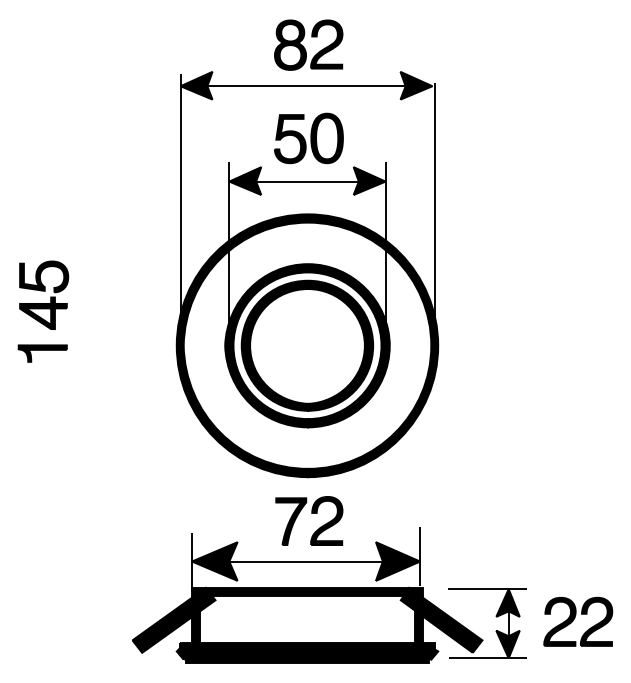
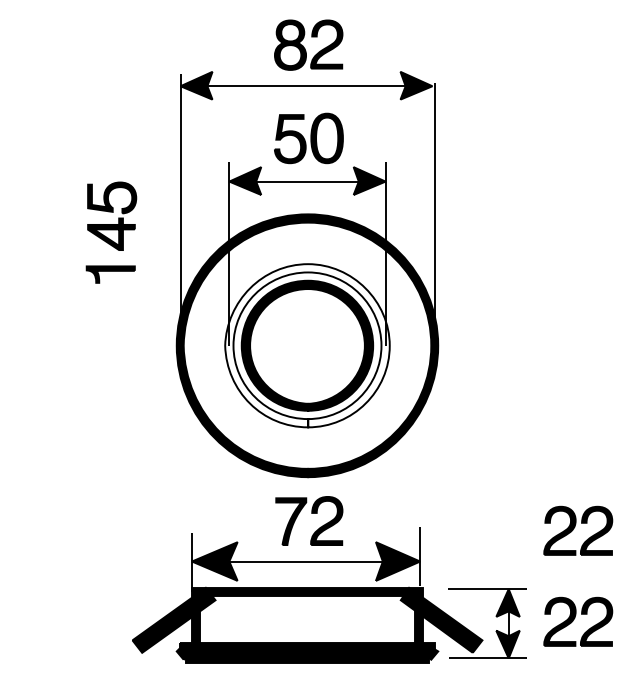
part position: (43, 311) -> (111, 232) (111, 232)
fill: present -> none (307, 345)
part: none -> present (578, 530)
